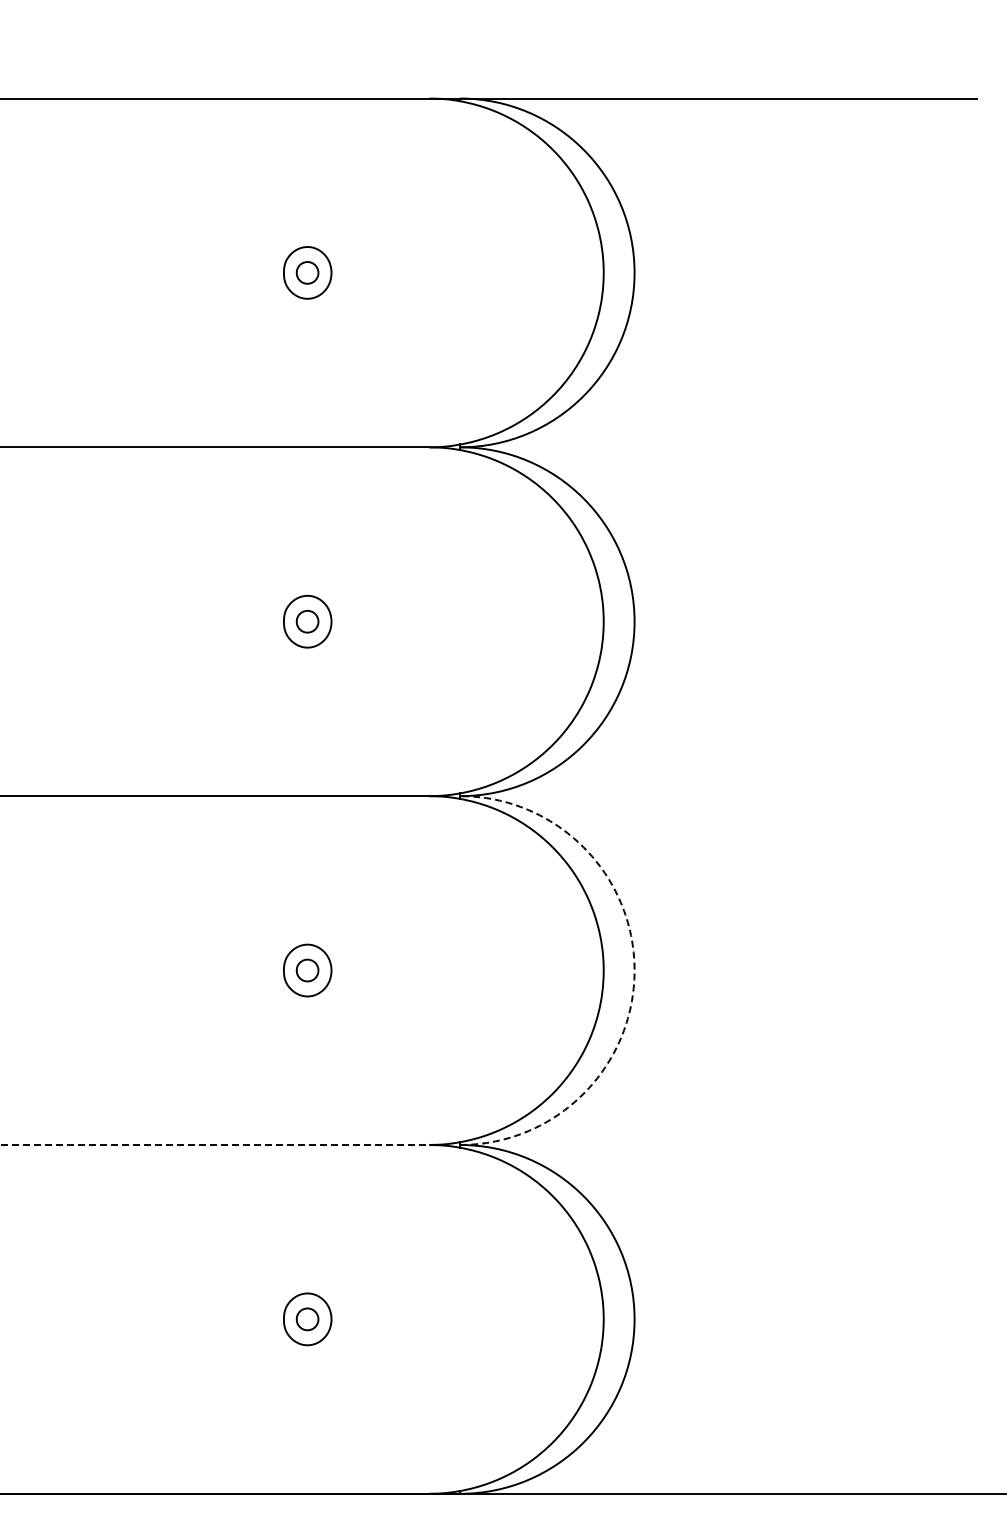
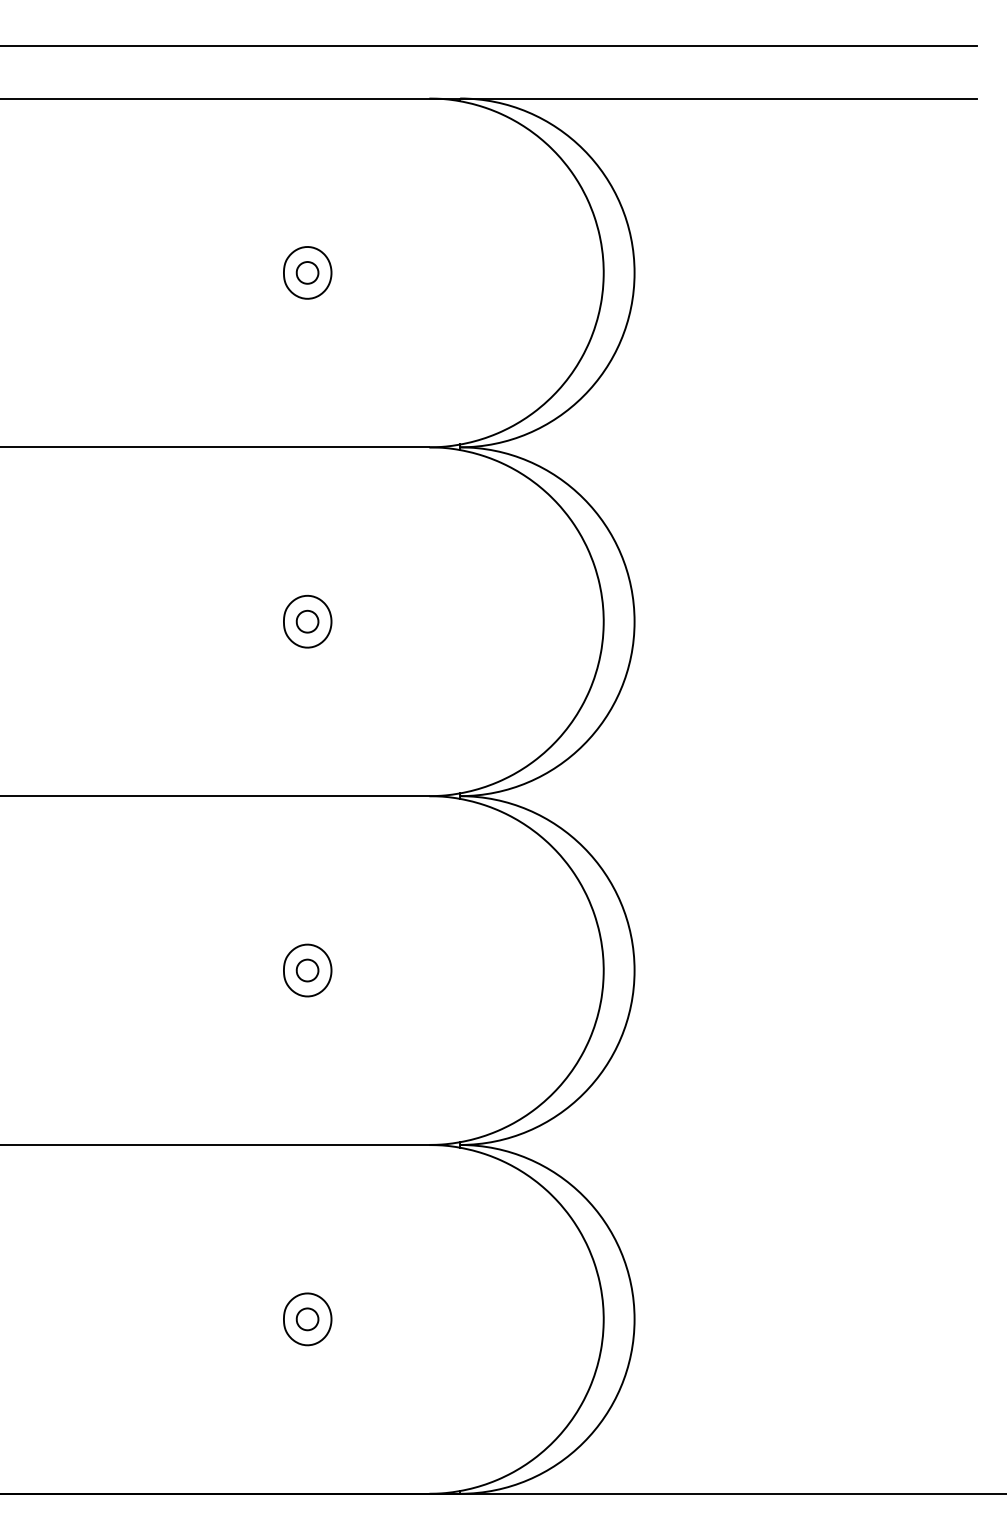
line: none -> present (489, 46)
arc: dashed -> solid (634, 970)
line: dashed -> solid (215, 1144)
